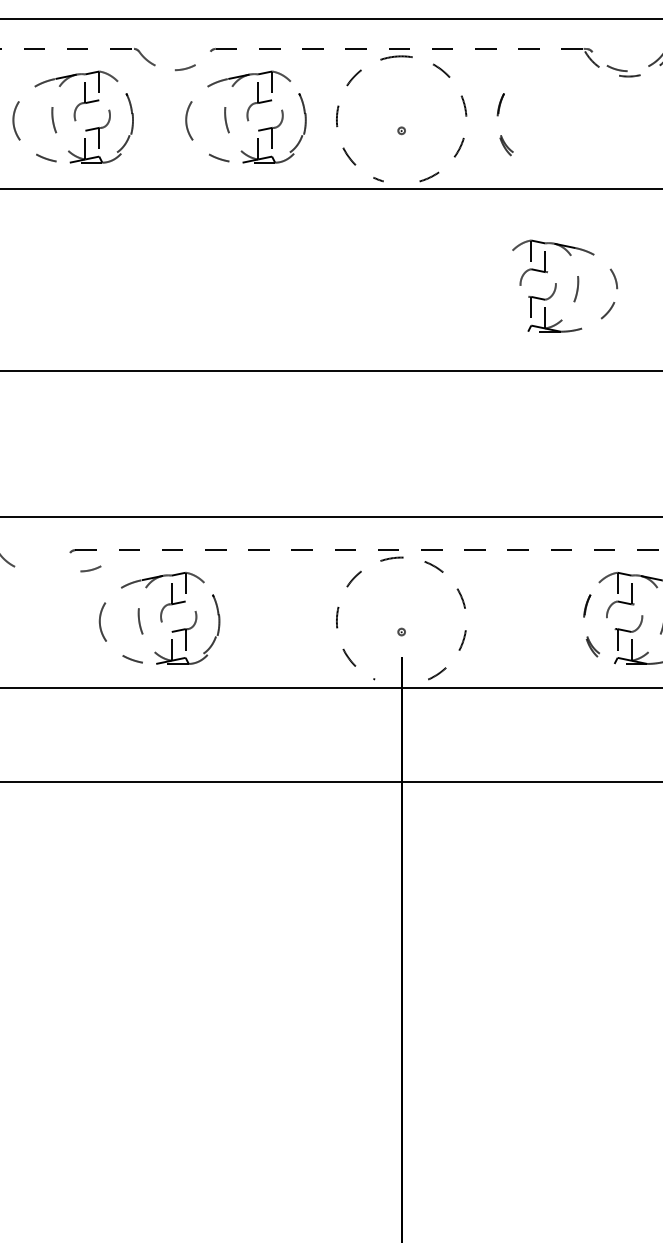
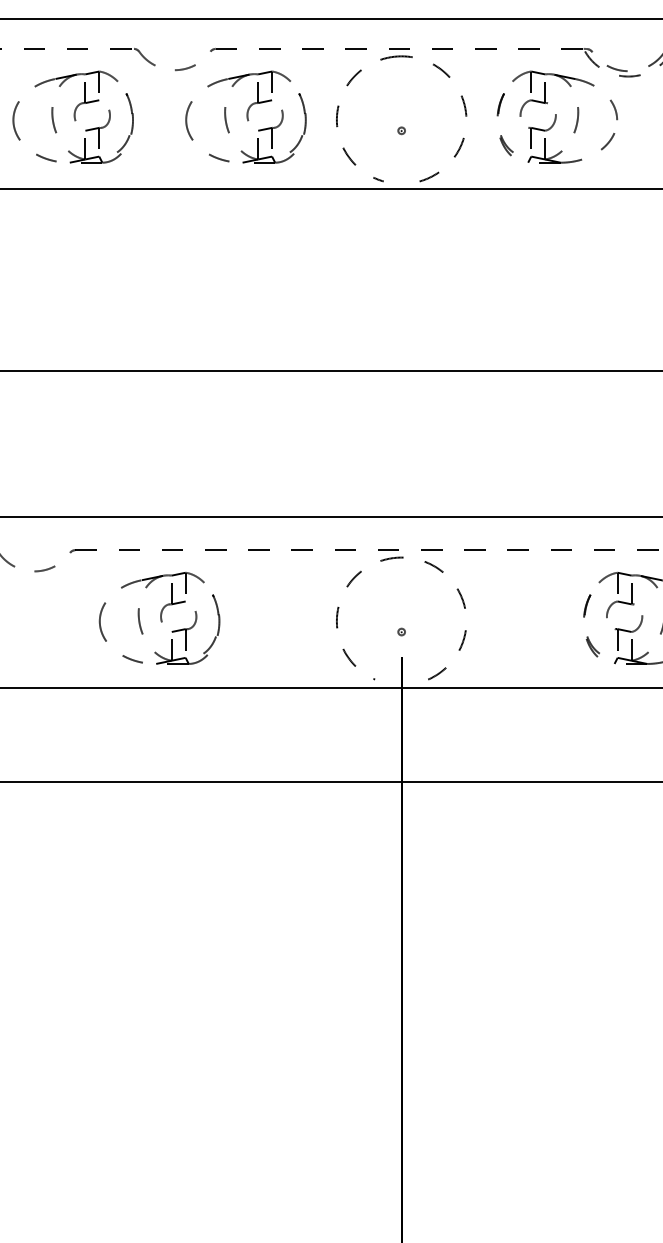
part position: (556, 285) -> (556, 116) (556, 116)
line position: (90, 569) -> (44, 569) (44, 569)
